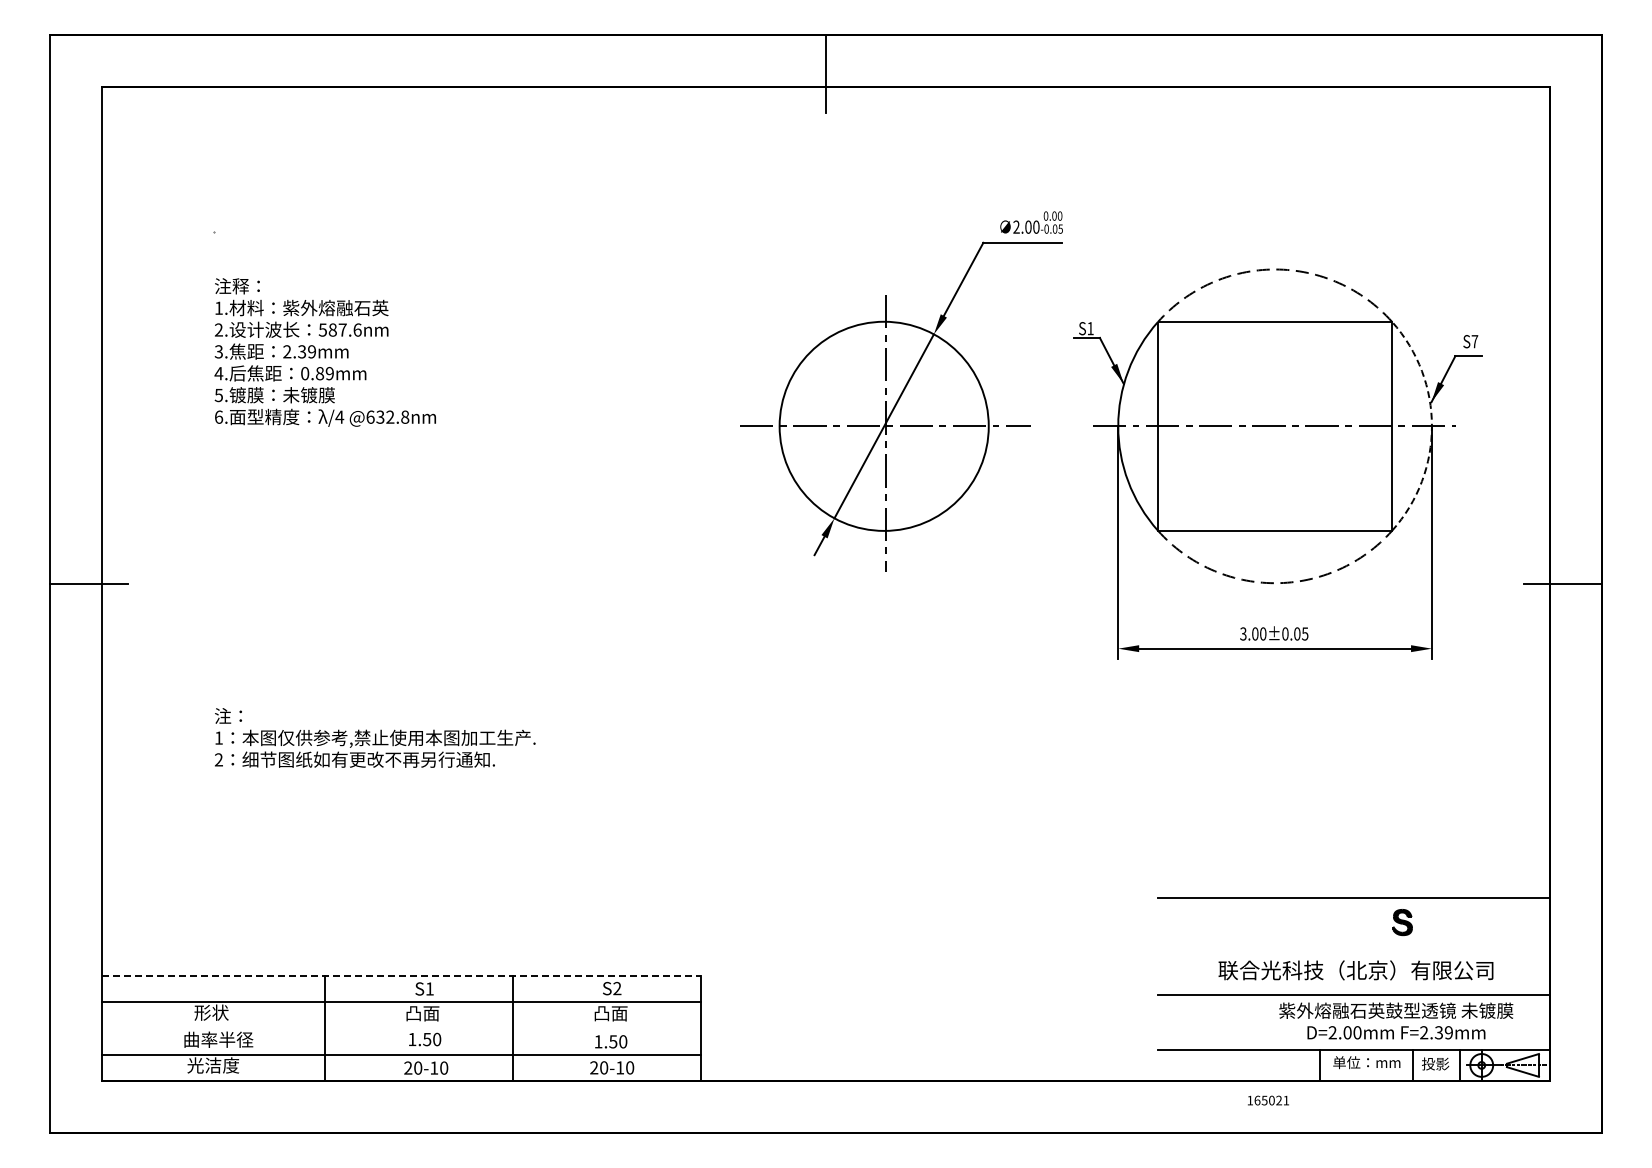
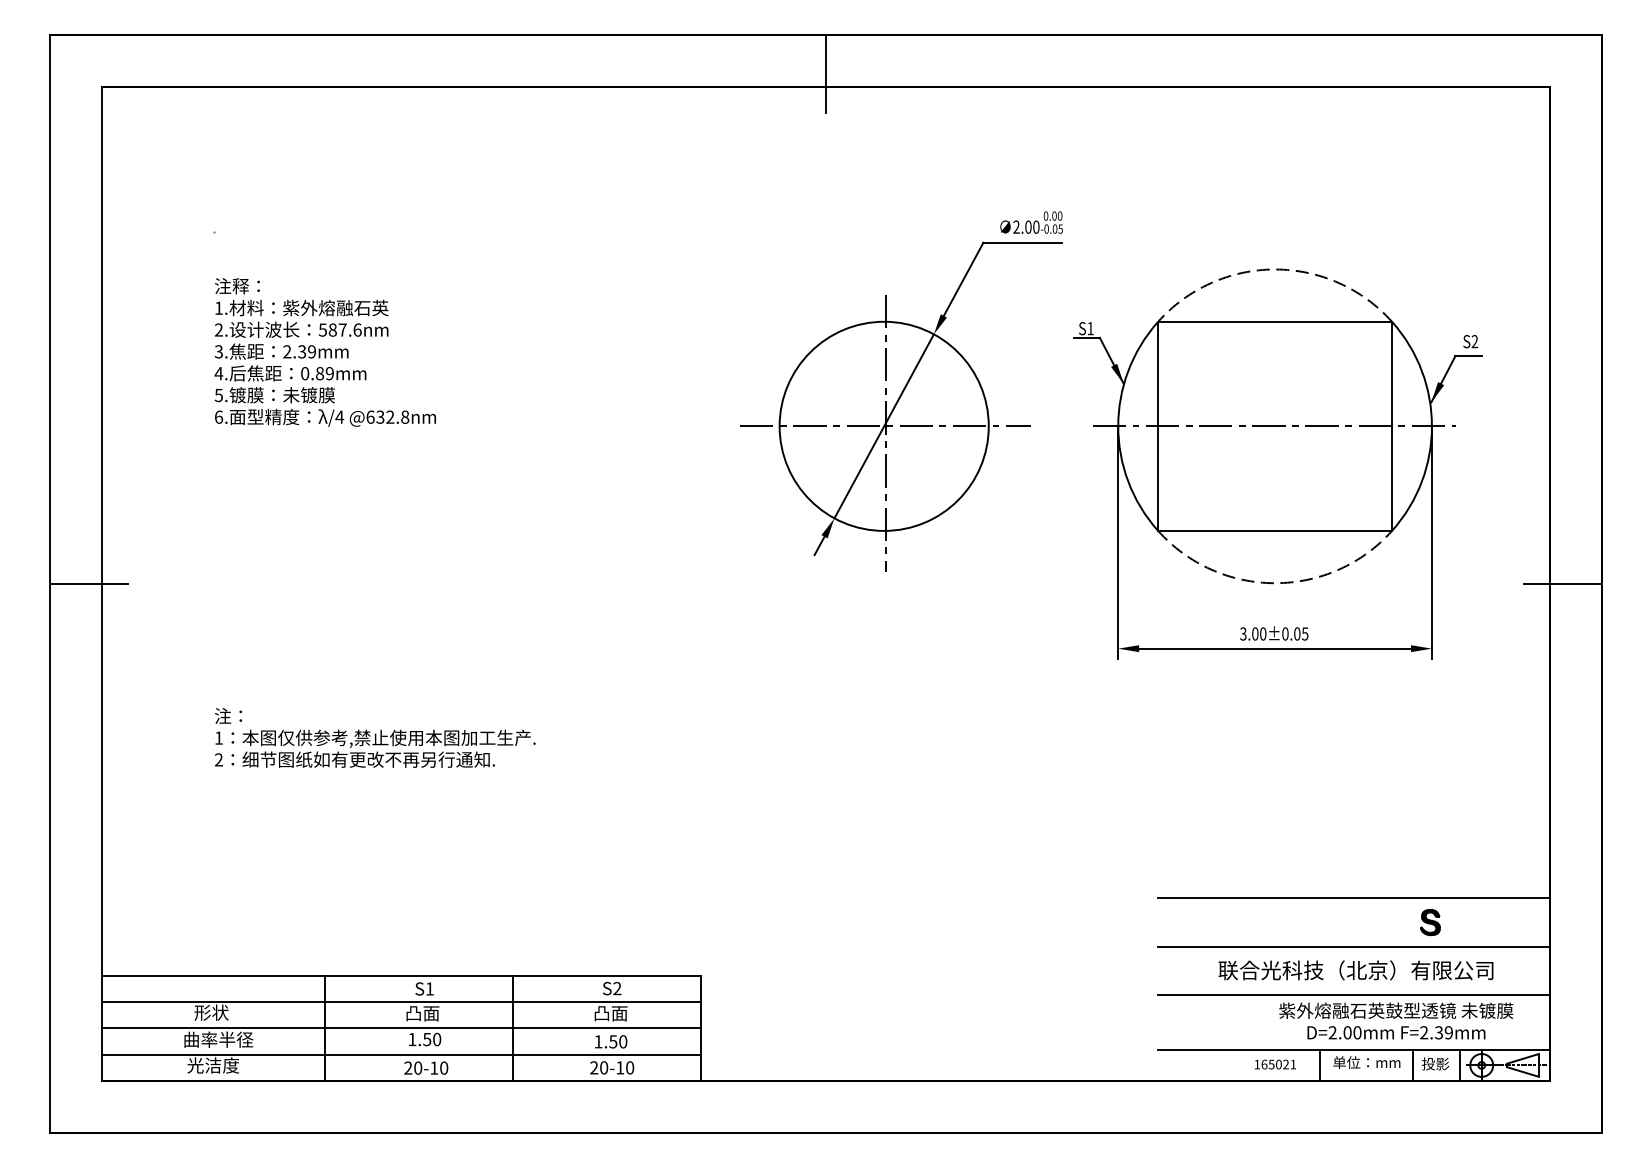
text: S7 -> S2 (1474, 341)
arc: dashed -> solid (1431, 426)
part position: (1402, 922) -> (1430, 922) (1430, 922)
line: none -> present (1354, 946)
line: dashed -> solid (401, 976)
line: none -> present (401, 1028)
text position: (1268, 1100) -> (1275, 1064) (1275, 1064)
